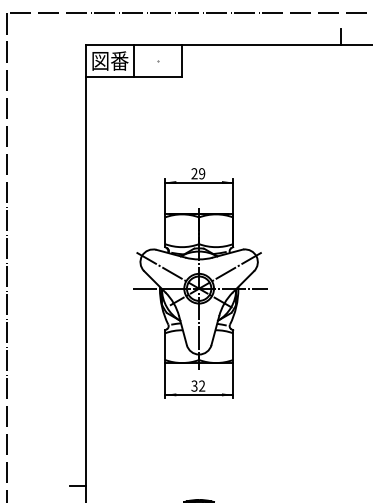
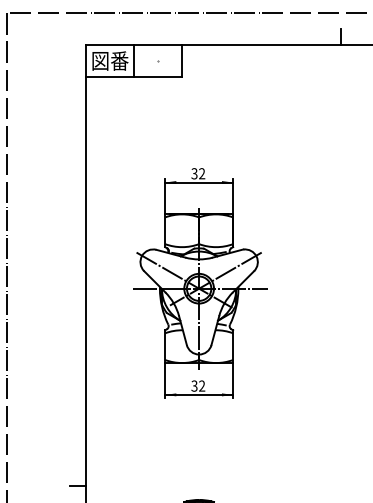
text: 29 -> 32 (198, 174)
